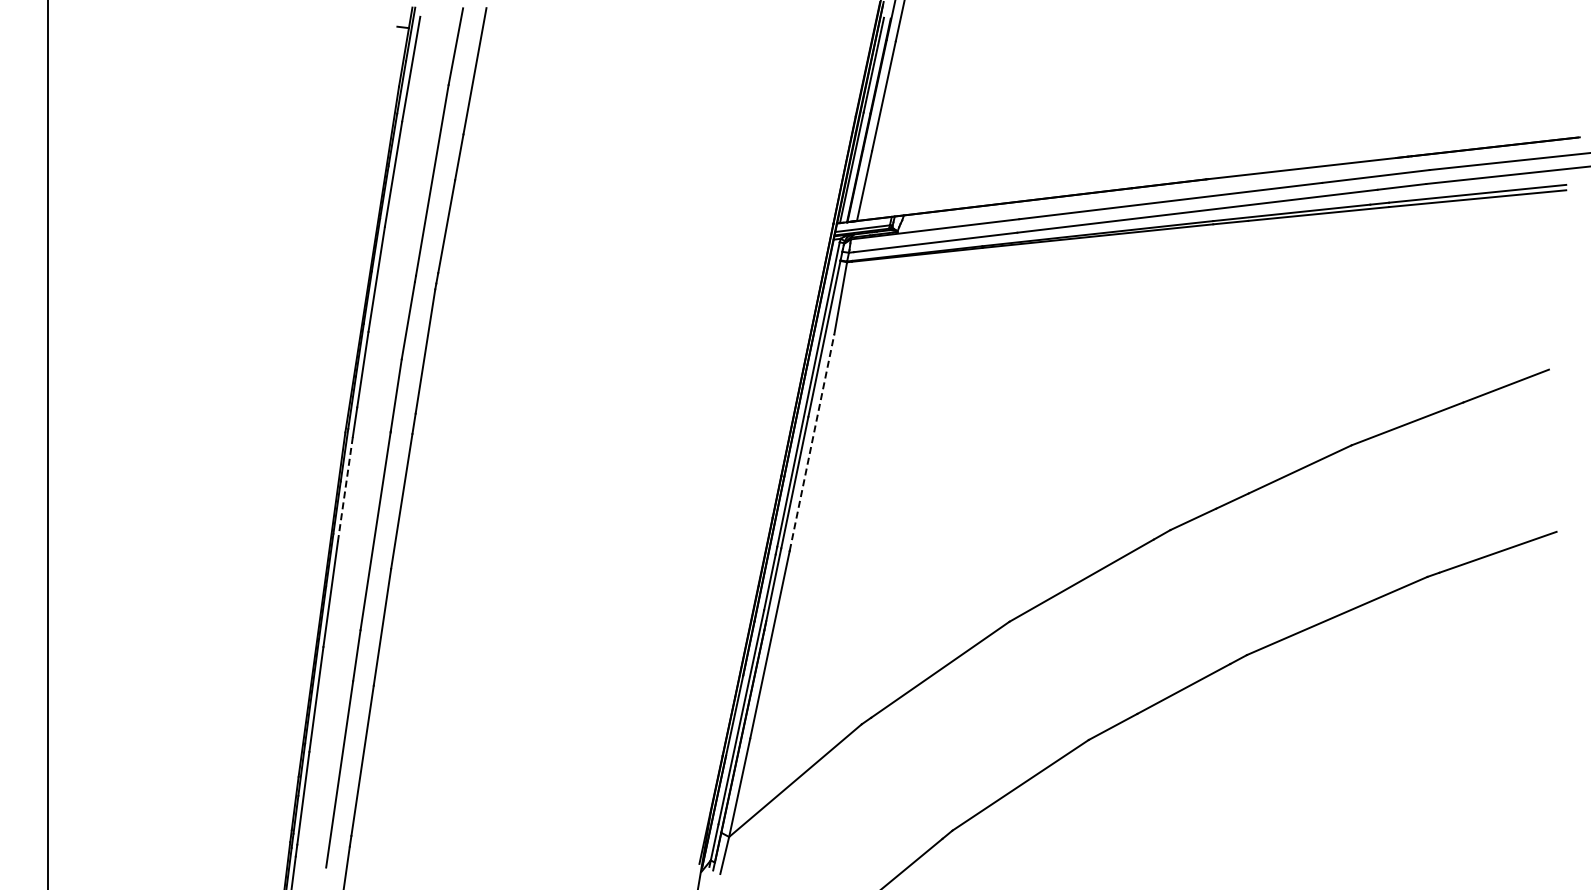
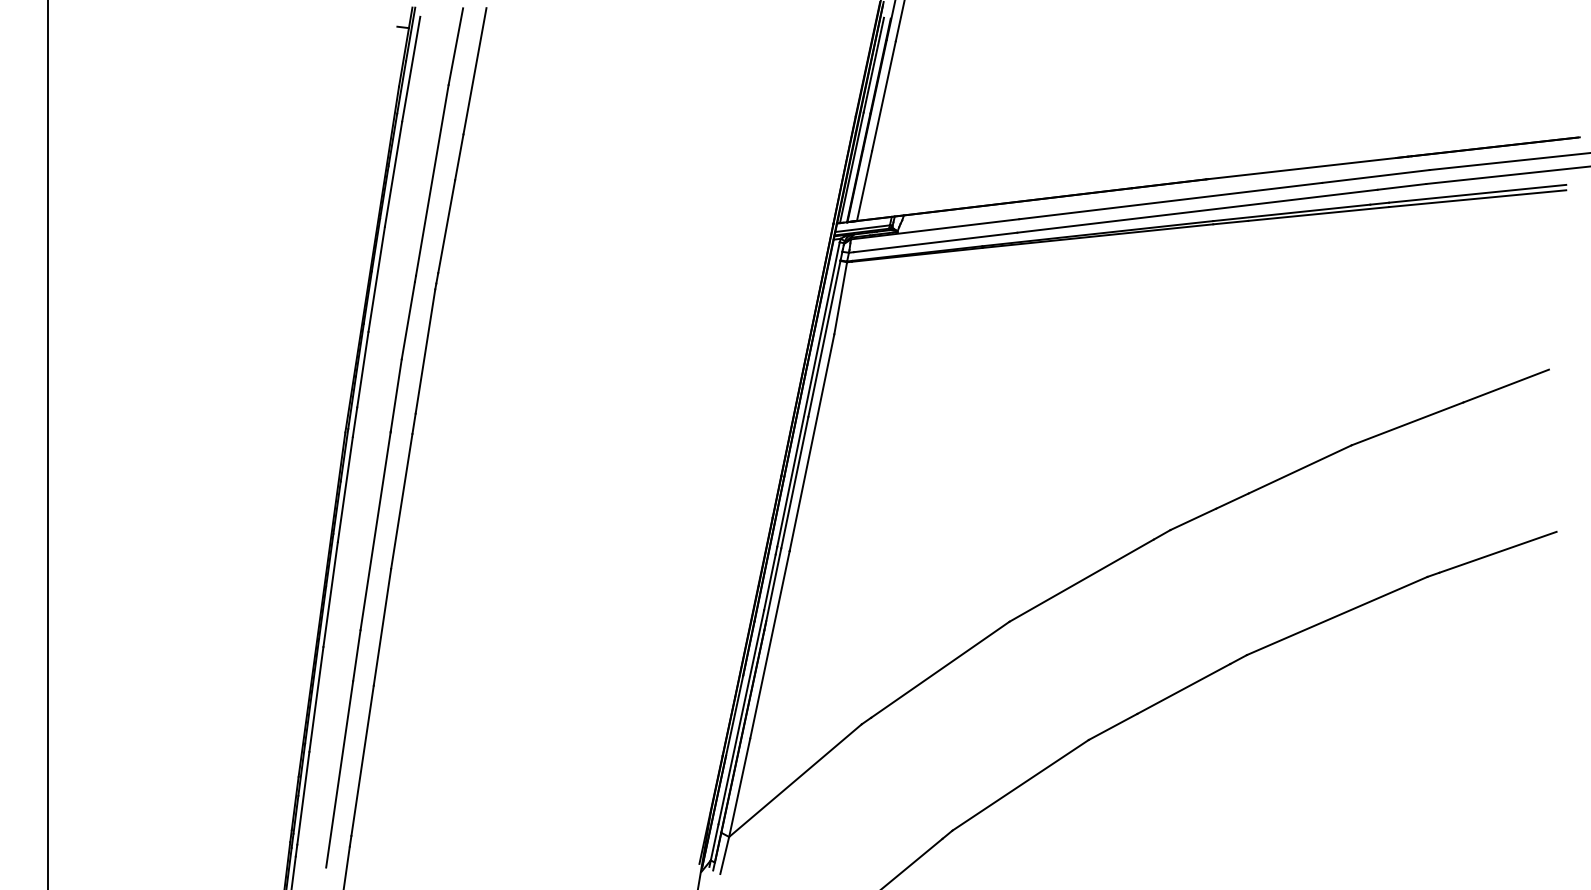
line: dashed -> solid (812, 442)
line: dashed -> solid (345, 490)
